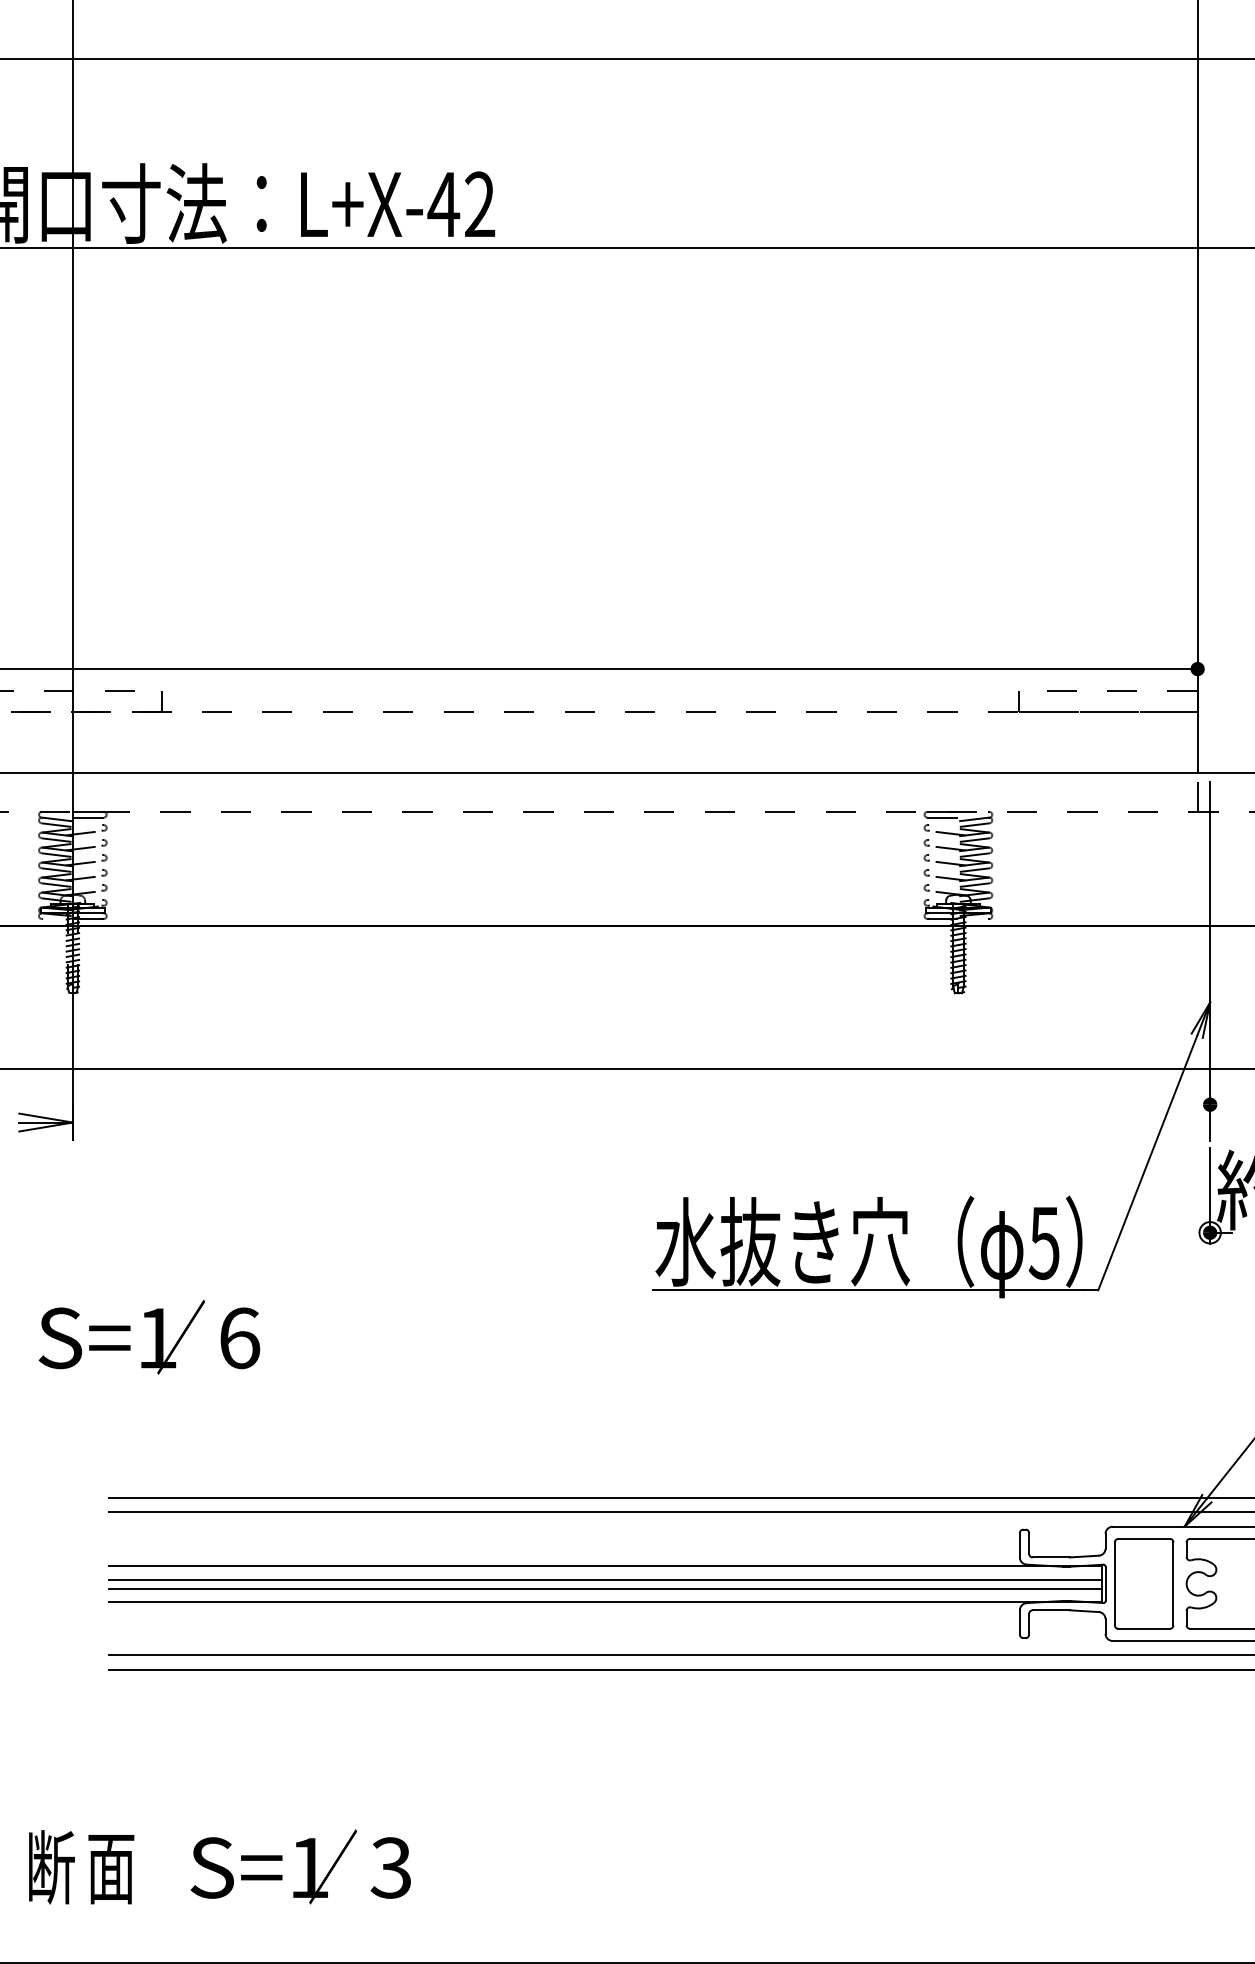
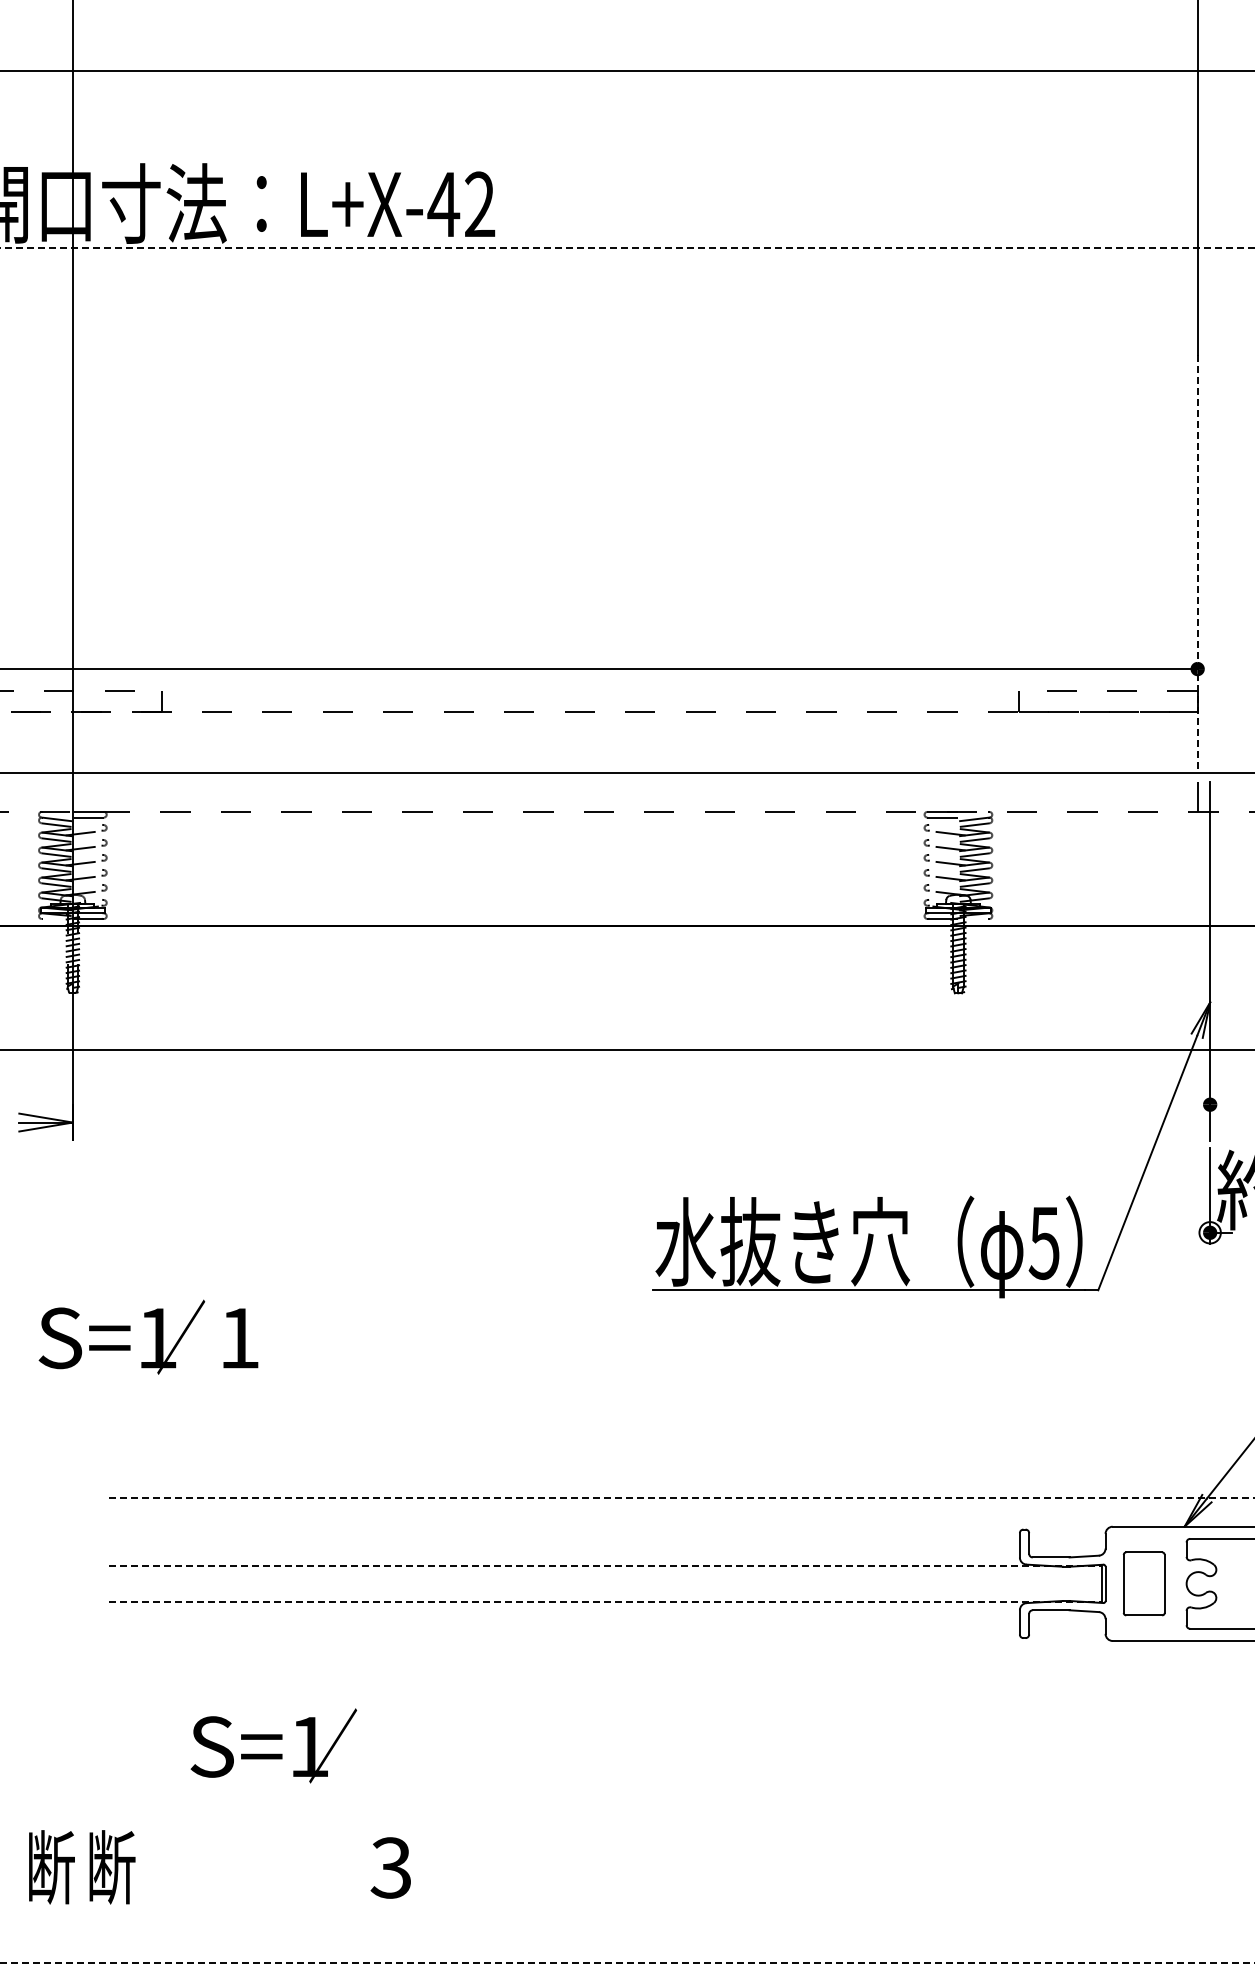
line position: (626, 58) -> (626, 70) (626, 70)
line: solid -> dashed (627, 247)
line: solid -> dashed (1197, 563)
line position: (626, 1069) -> (626, 1050) (626, 1050)
text: 6 -> 1 (240, 1338)
line: solid -> dashed (681, 1498)
line: present -> none (679, 1512)
line: solid -> dashed (605, 1566)
line: present -> none (605, 1579)
part size: 61x92 px -> 44x66 px (1143, 1583)
line: present -> none (605, 1589)
line: solid -> dashed (605, 1601)
line: present -> none (679, 1655)
line: present -> none (679, 1669)
text position: (273, 1866) -> (273, 1745) (273, 1745)
text: 面 -> 断 (111, 1867)
line: solid -> dashed (628, 1963)
